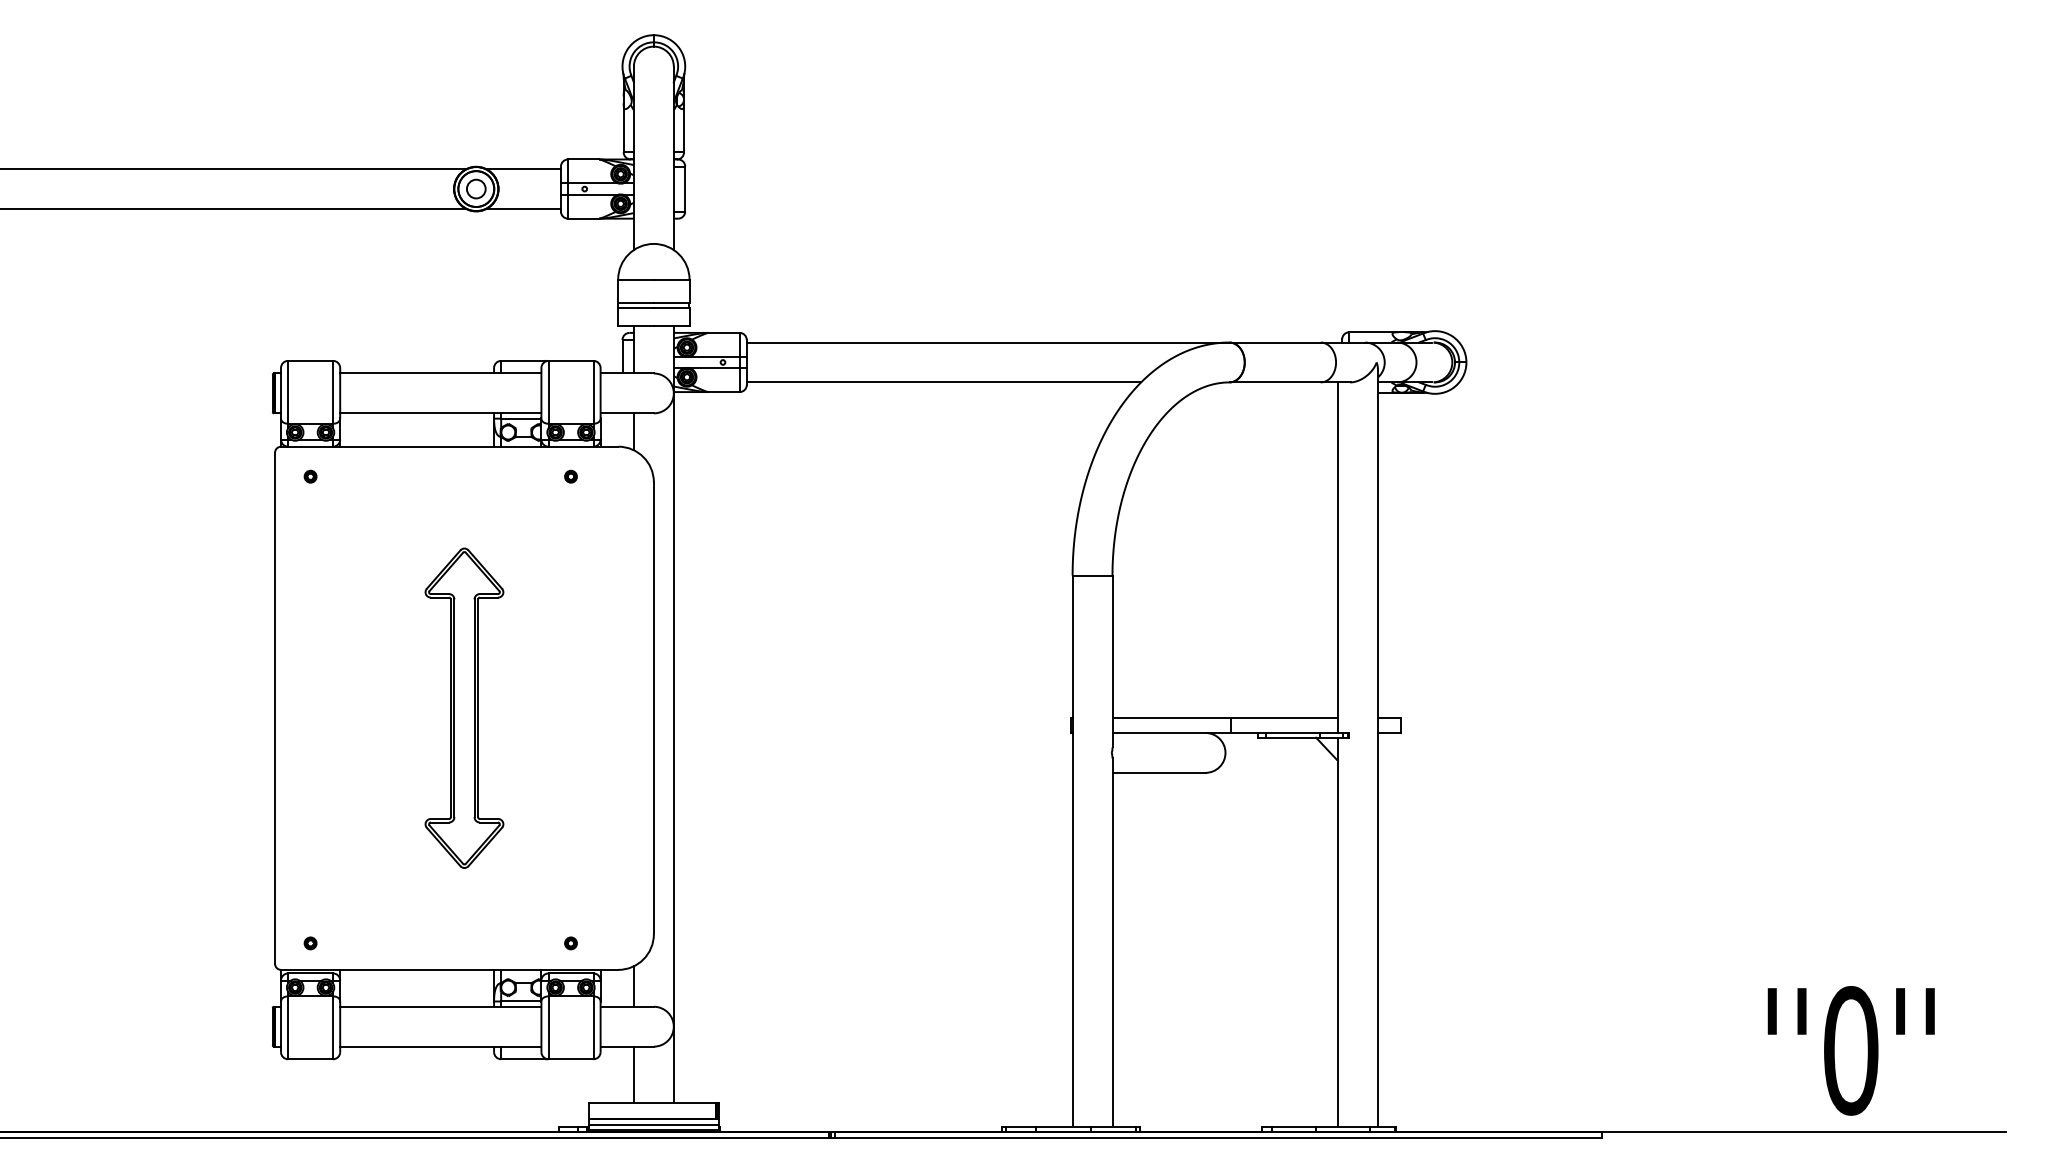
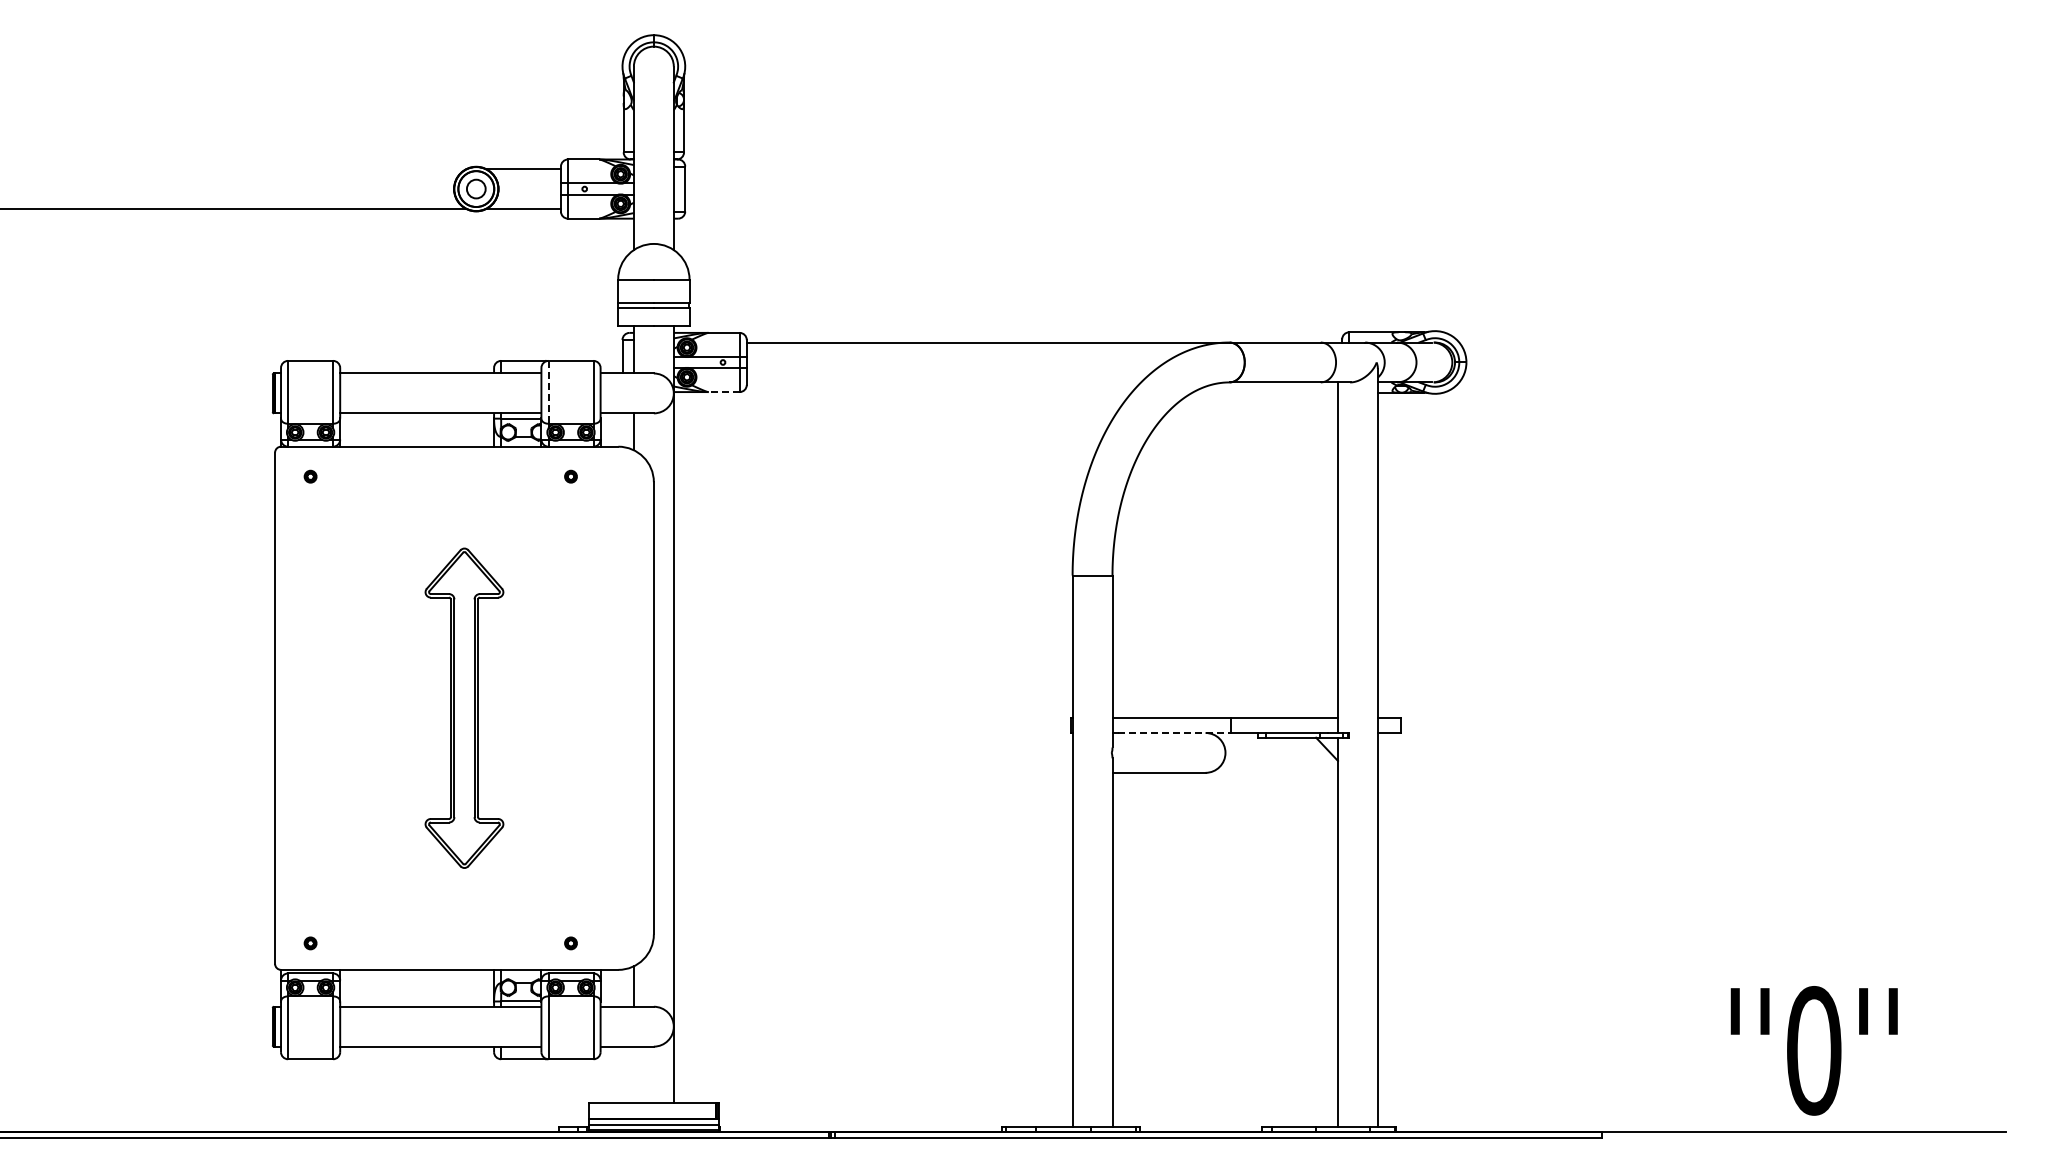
line: present -> none (234, 169)
line: present -> none (943, 382)
line: solid -> dashed (548, 392)
line: solid -> dashed (724, 392)
line: solid -> dashed (1174, 732)
text position: (1850, 1050) -> (1813, 1050) (1813, 1050)
line: present -> none (633, 1074)
